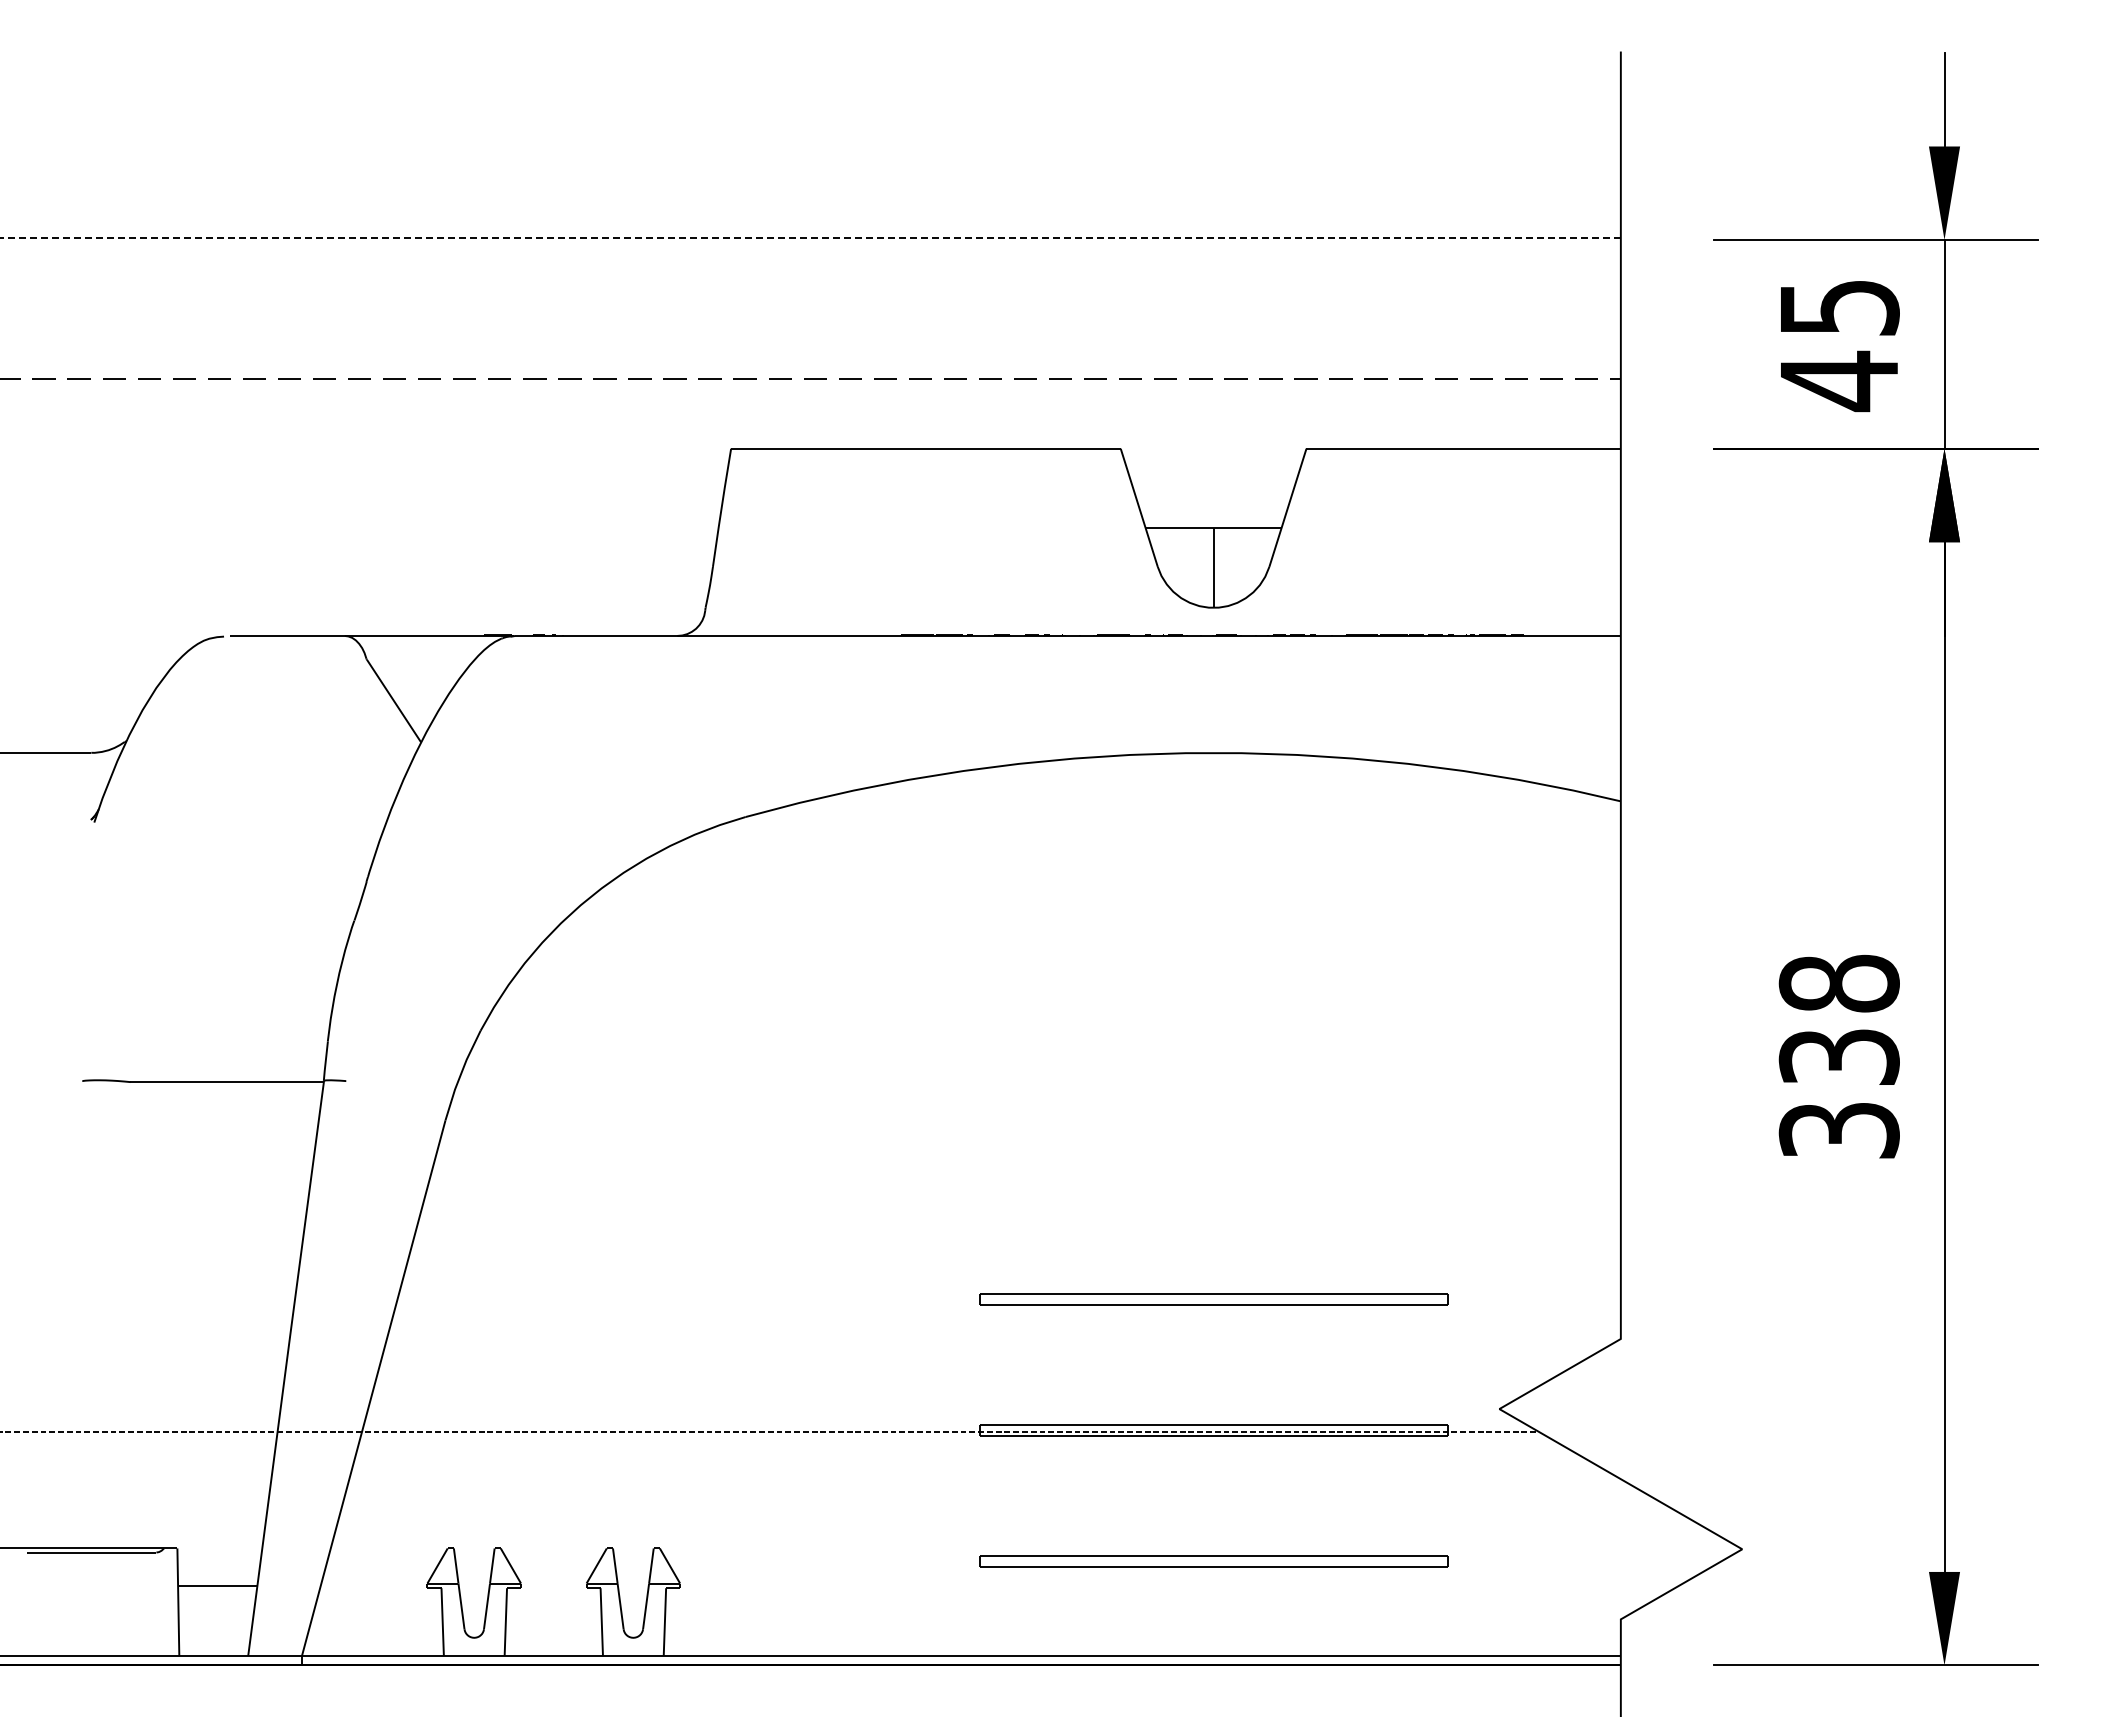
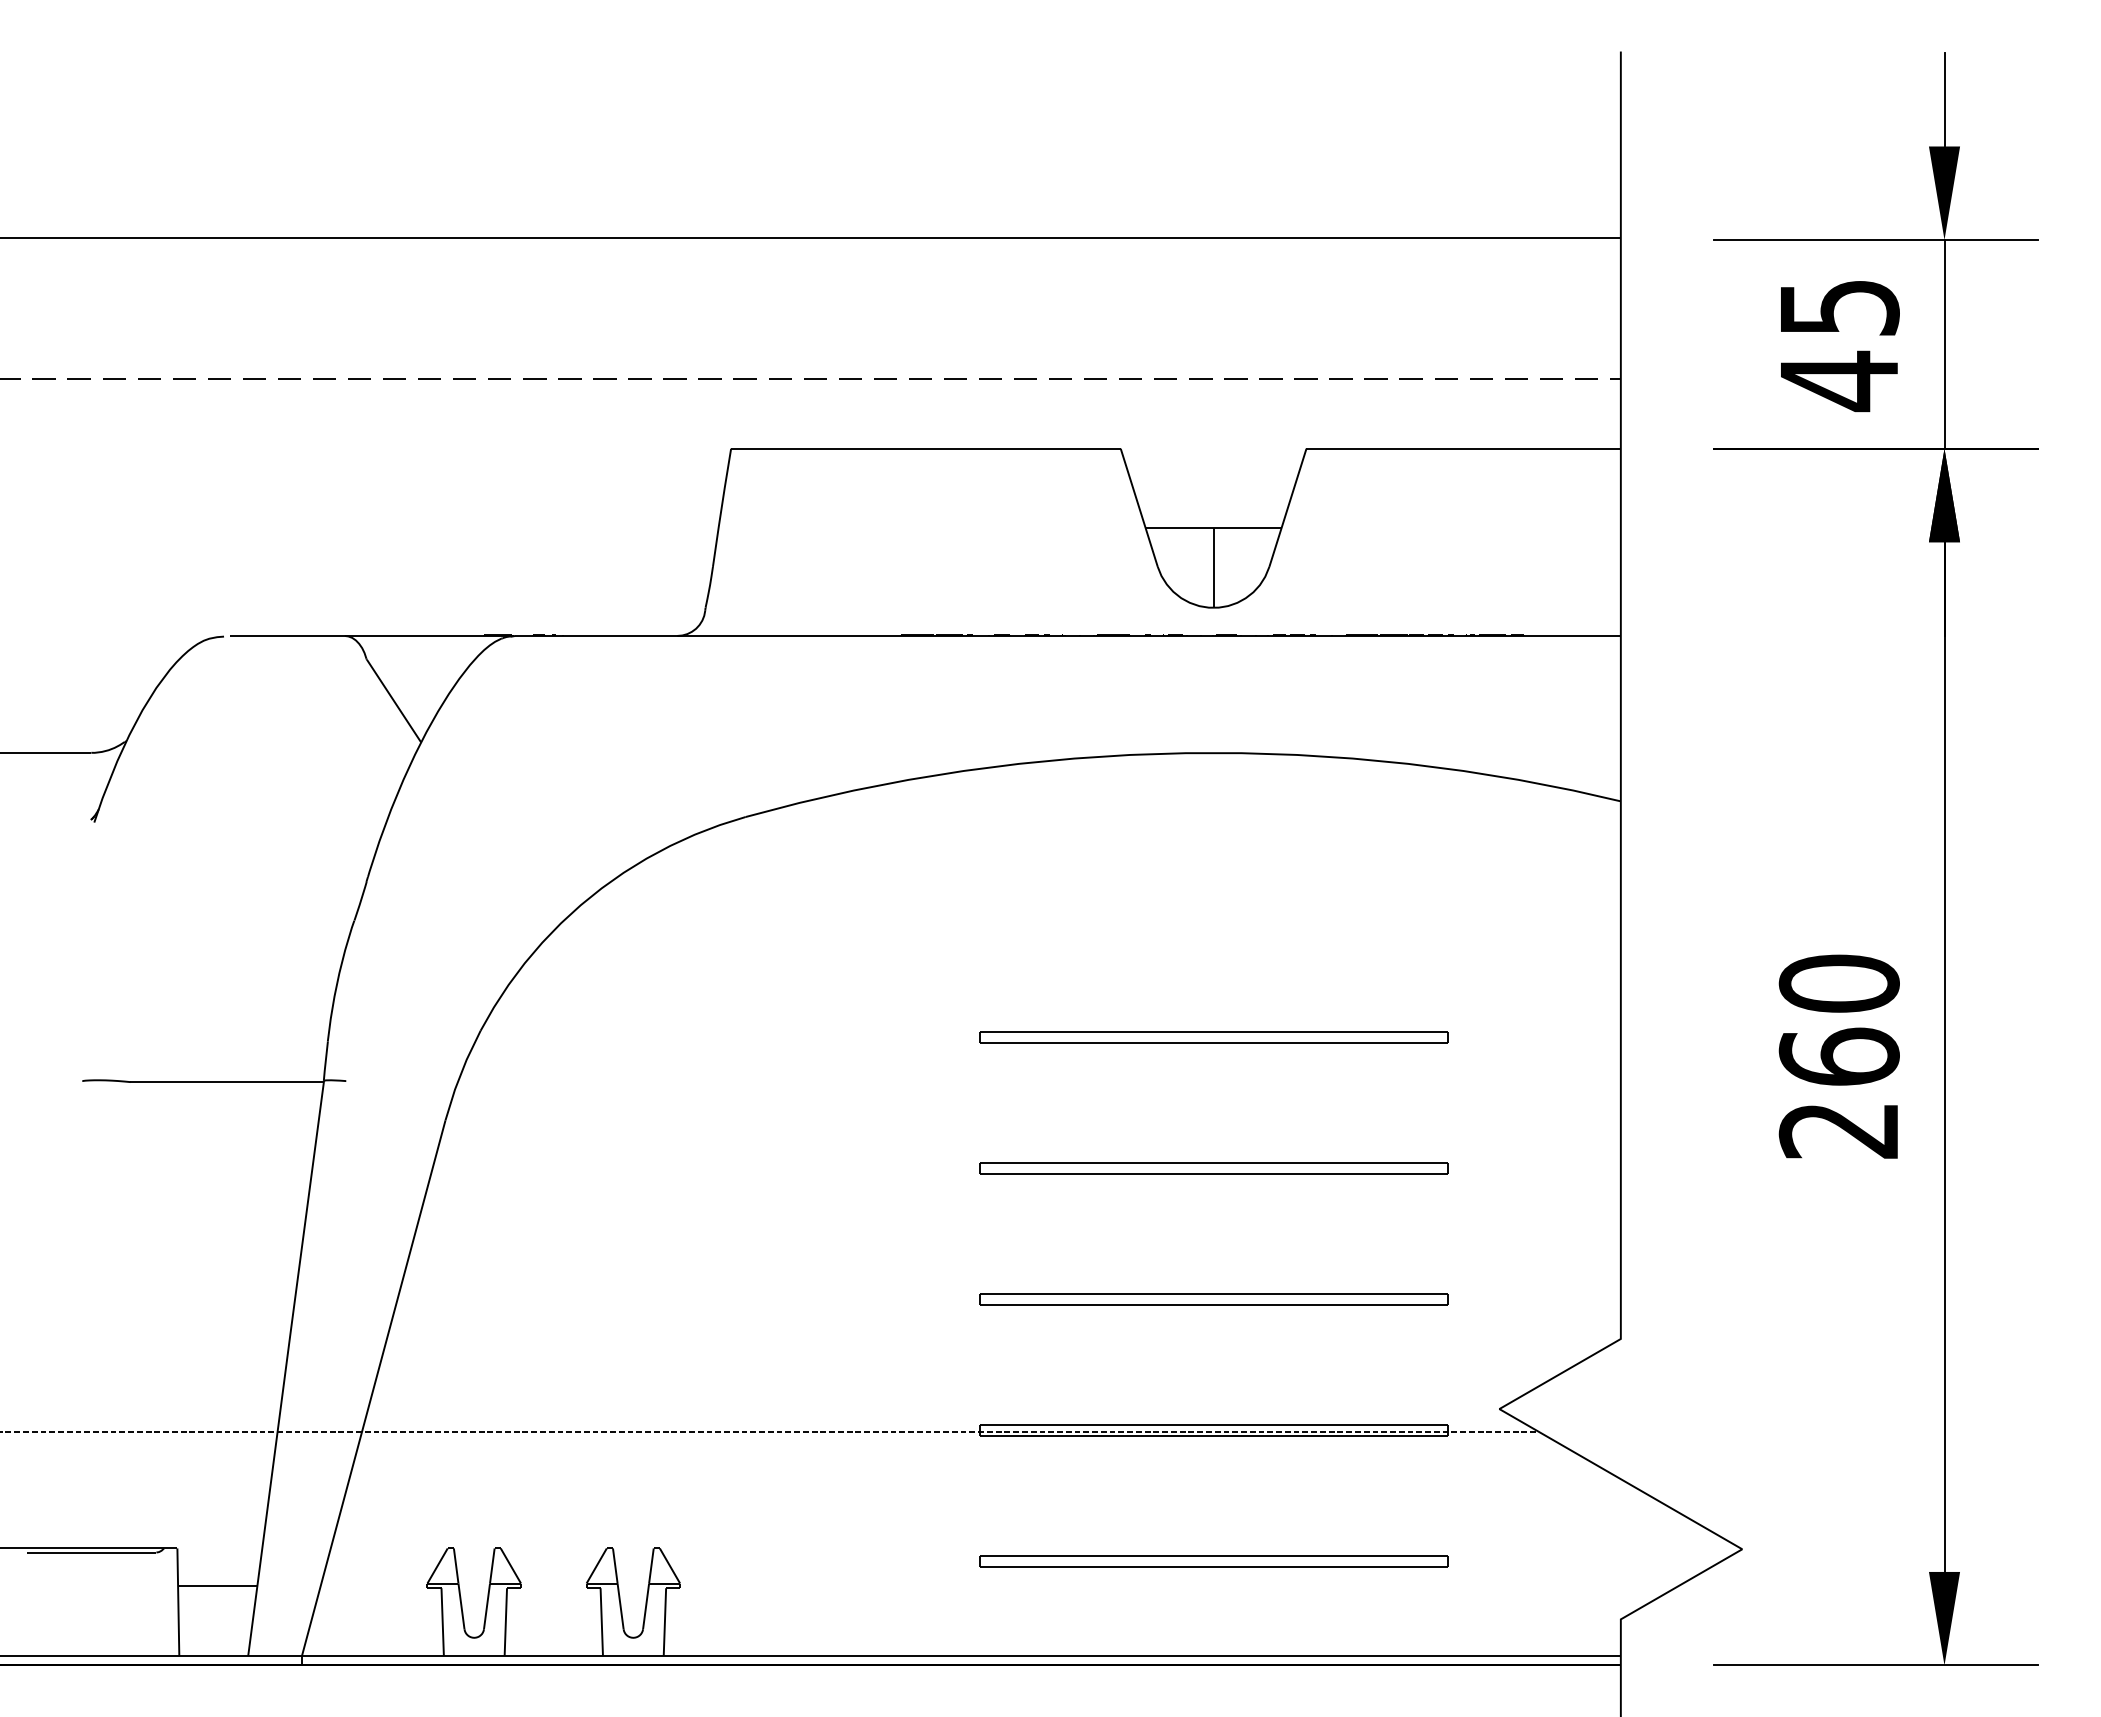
line: dashed -> solid (810, 238)
part: none -> present (1213, 1037)
text: 338 -> 260 (1838, 1056)
part: none -> present (1213, 1168)
